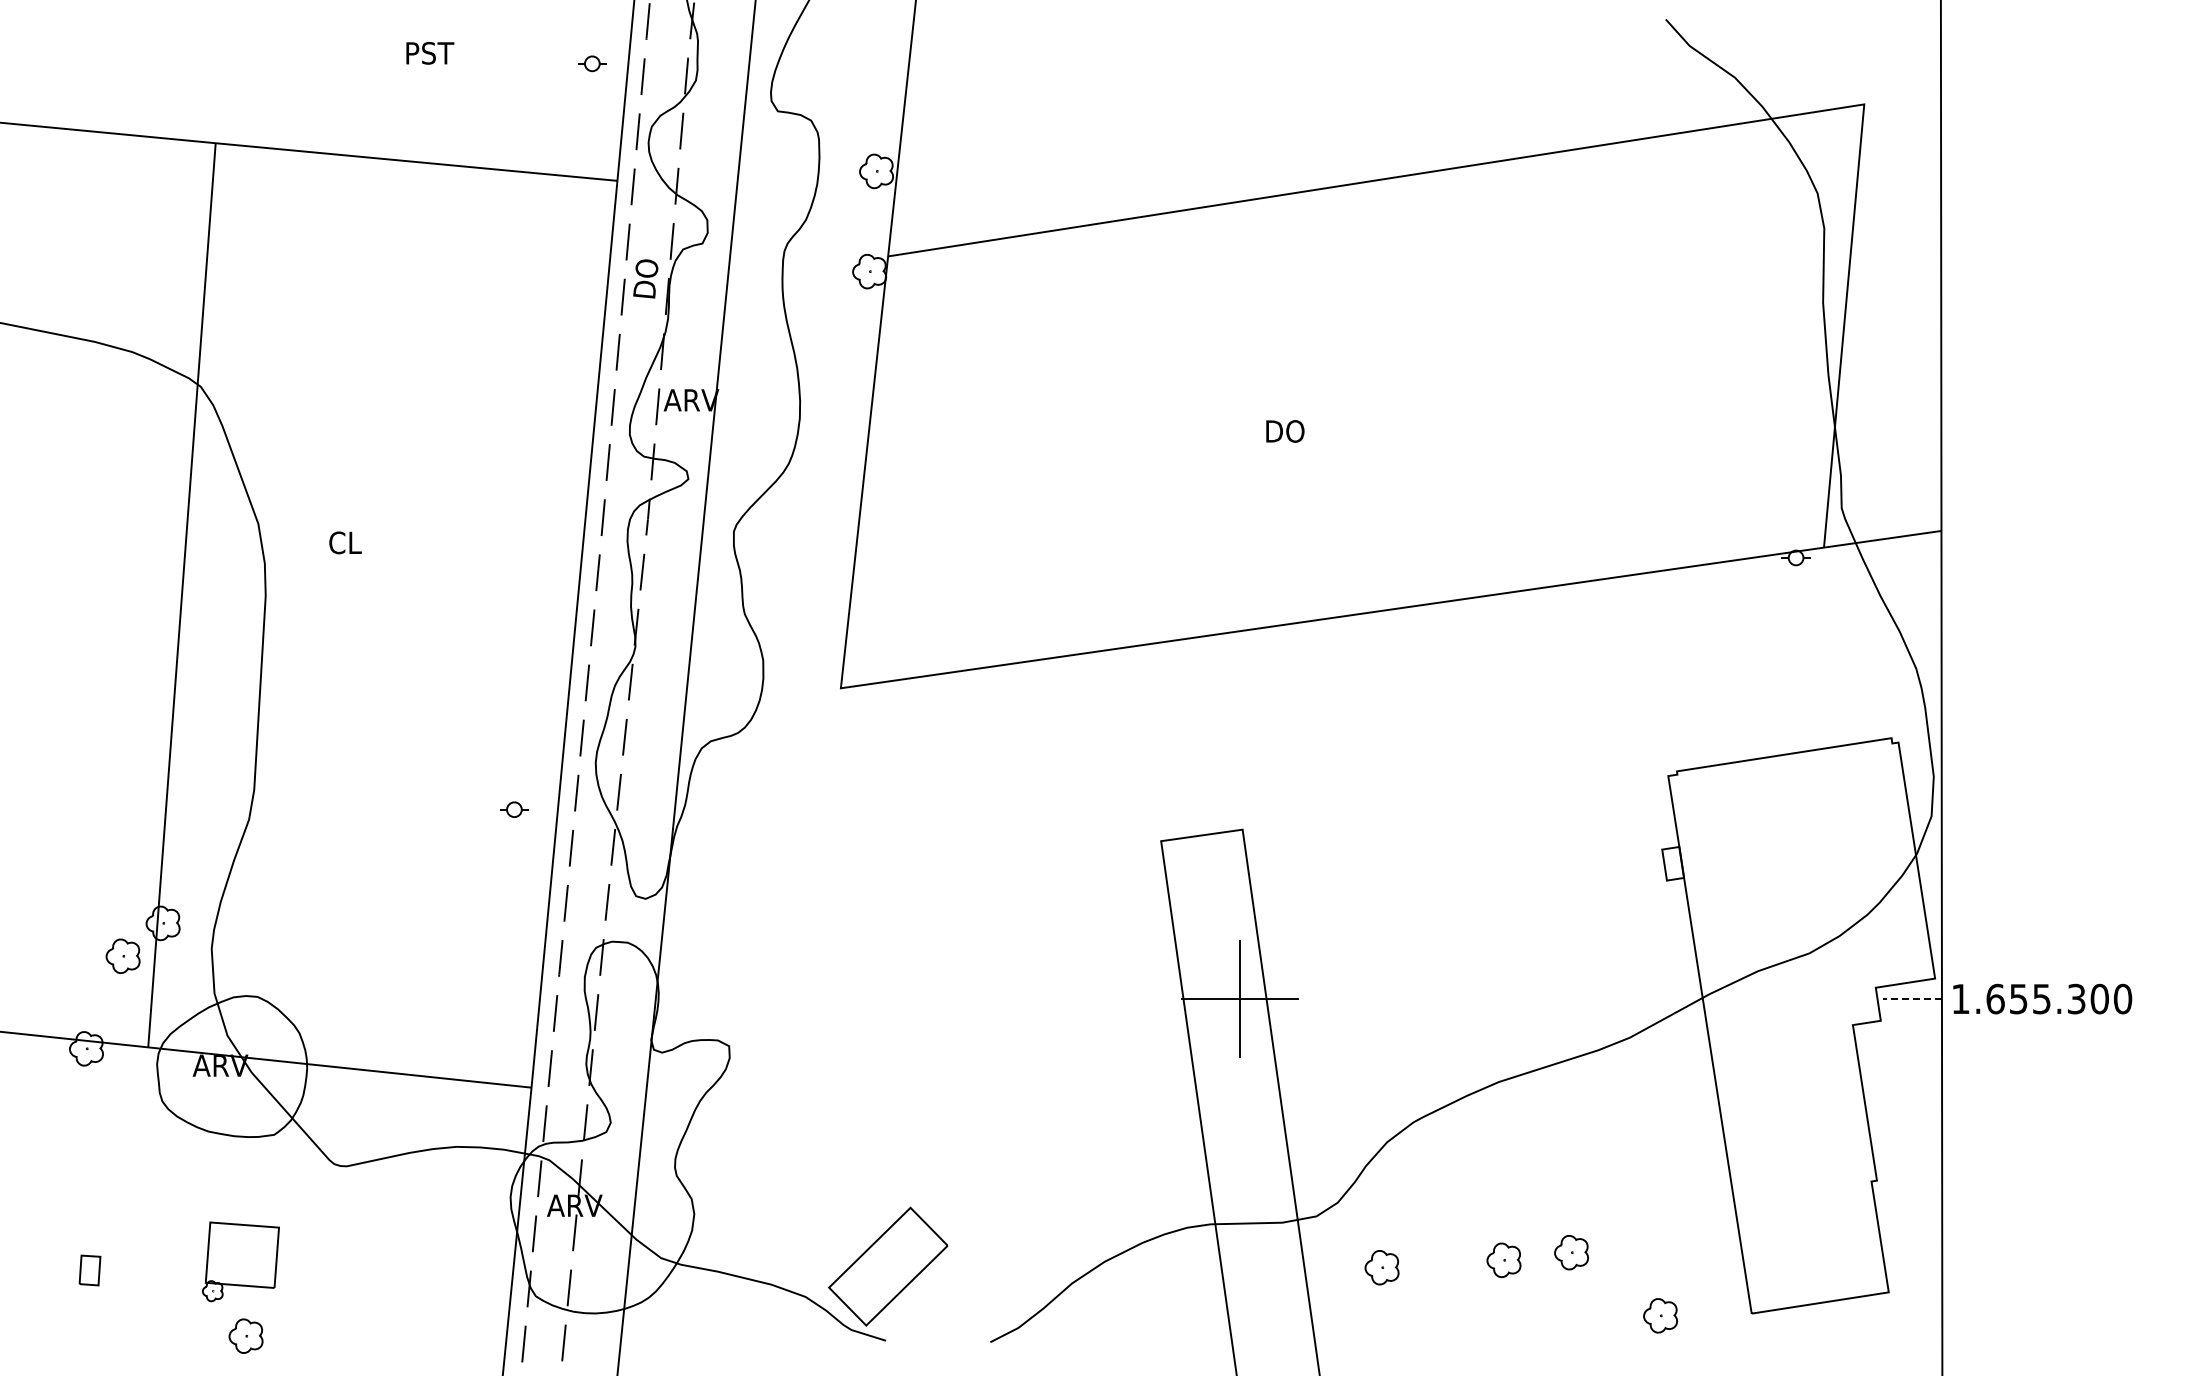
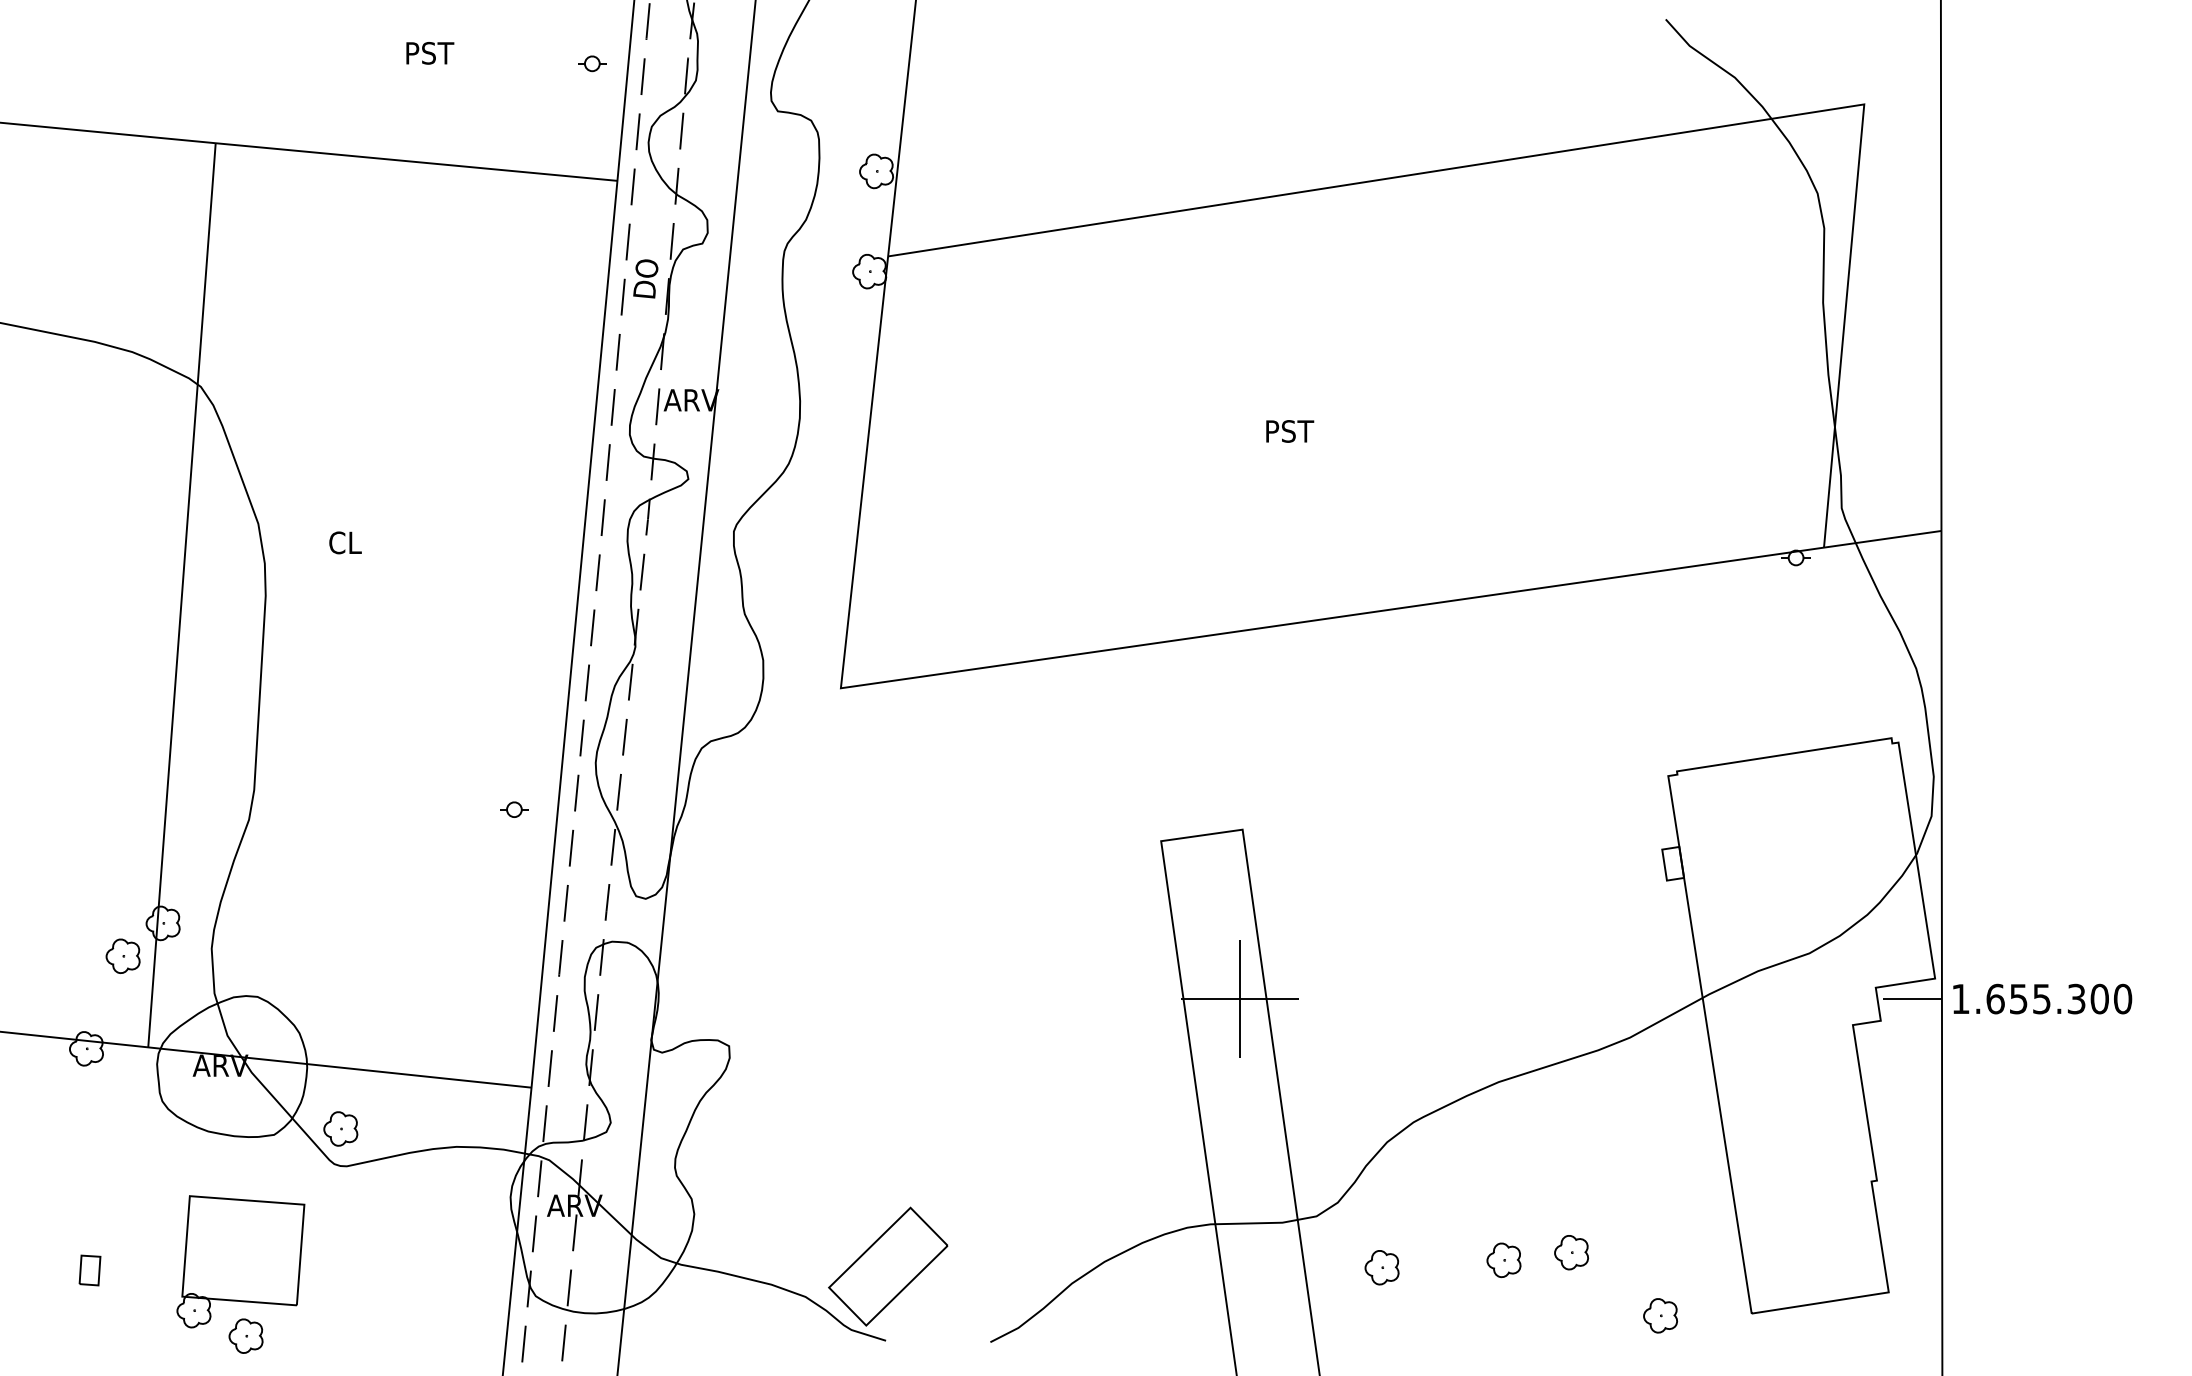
text: DO -> PST (1291, 431)
line: dashed -> solid (1912, 999)
part: none -> present (340, 1128)
part size: 78x82 px -> 130x134 px (240, 1261)
